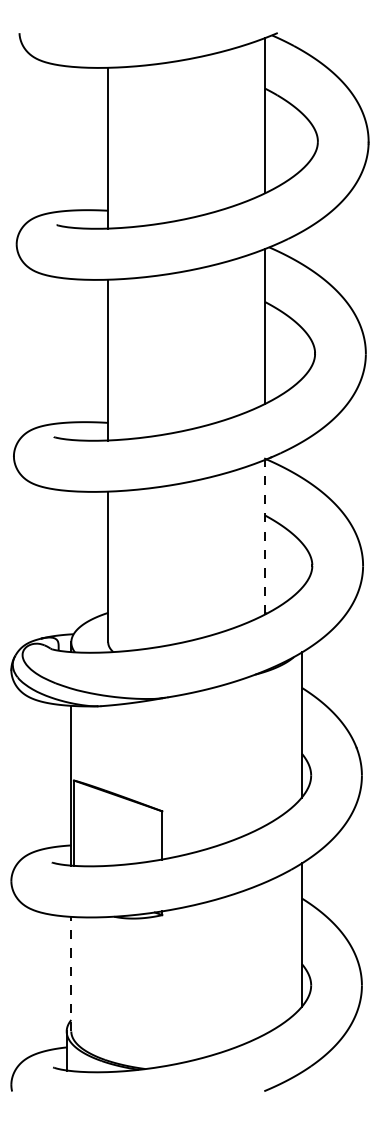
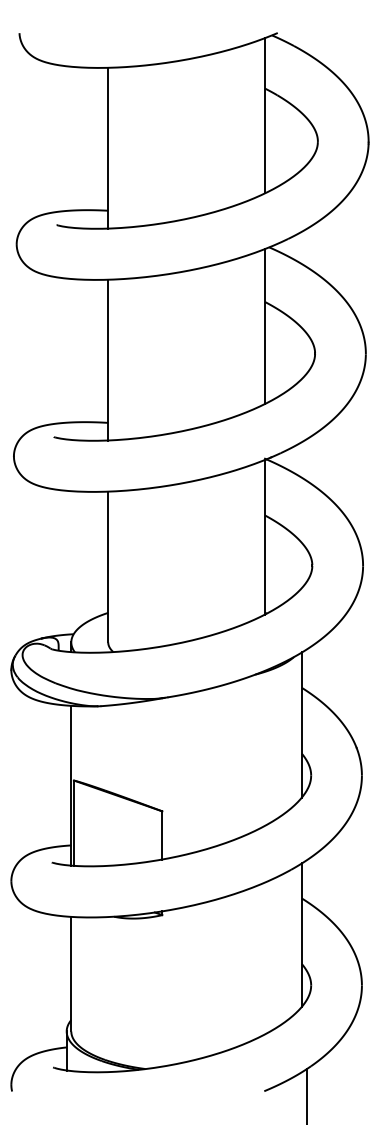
line: dashed -> solid (265, 536)
line: dashed -> solid (71, 973)
line: none -> present (306, 1095)
